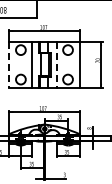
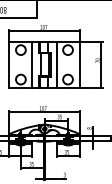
line: dashed -> solid (9, 64)
line: dashed -> solid (56, 64)
